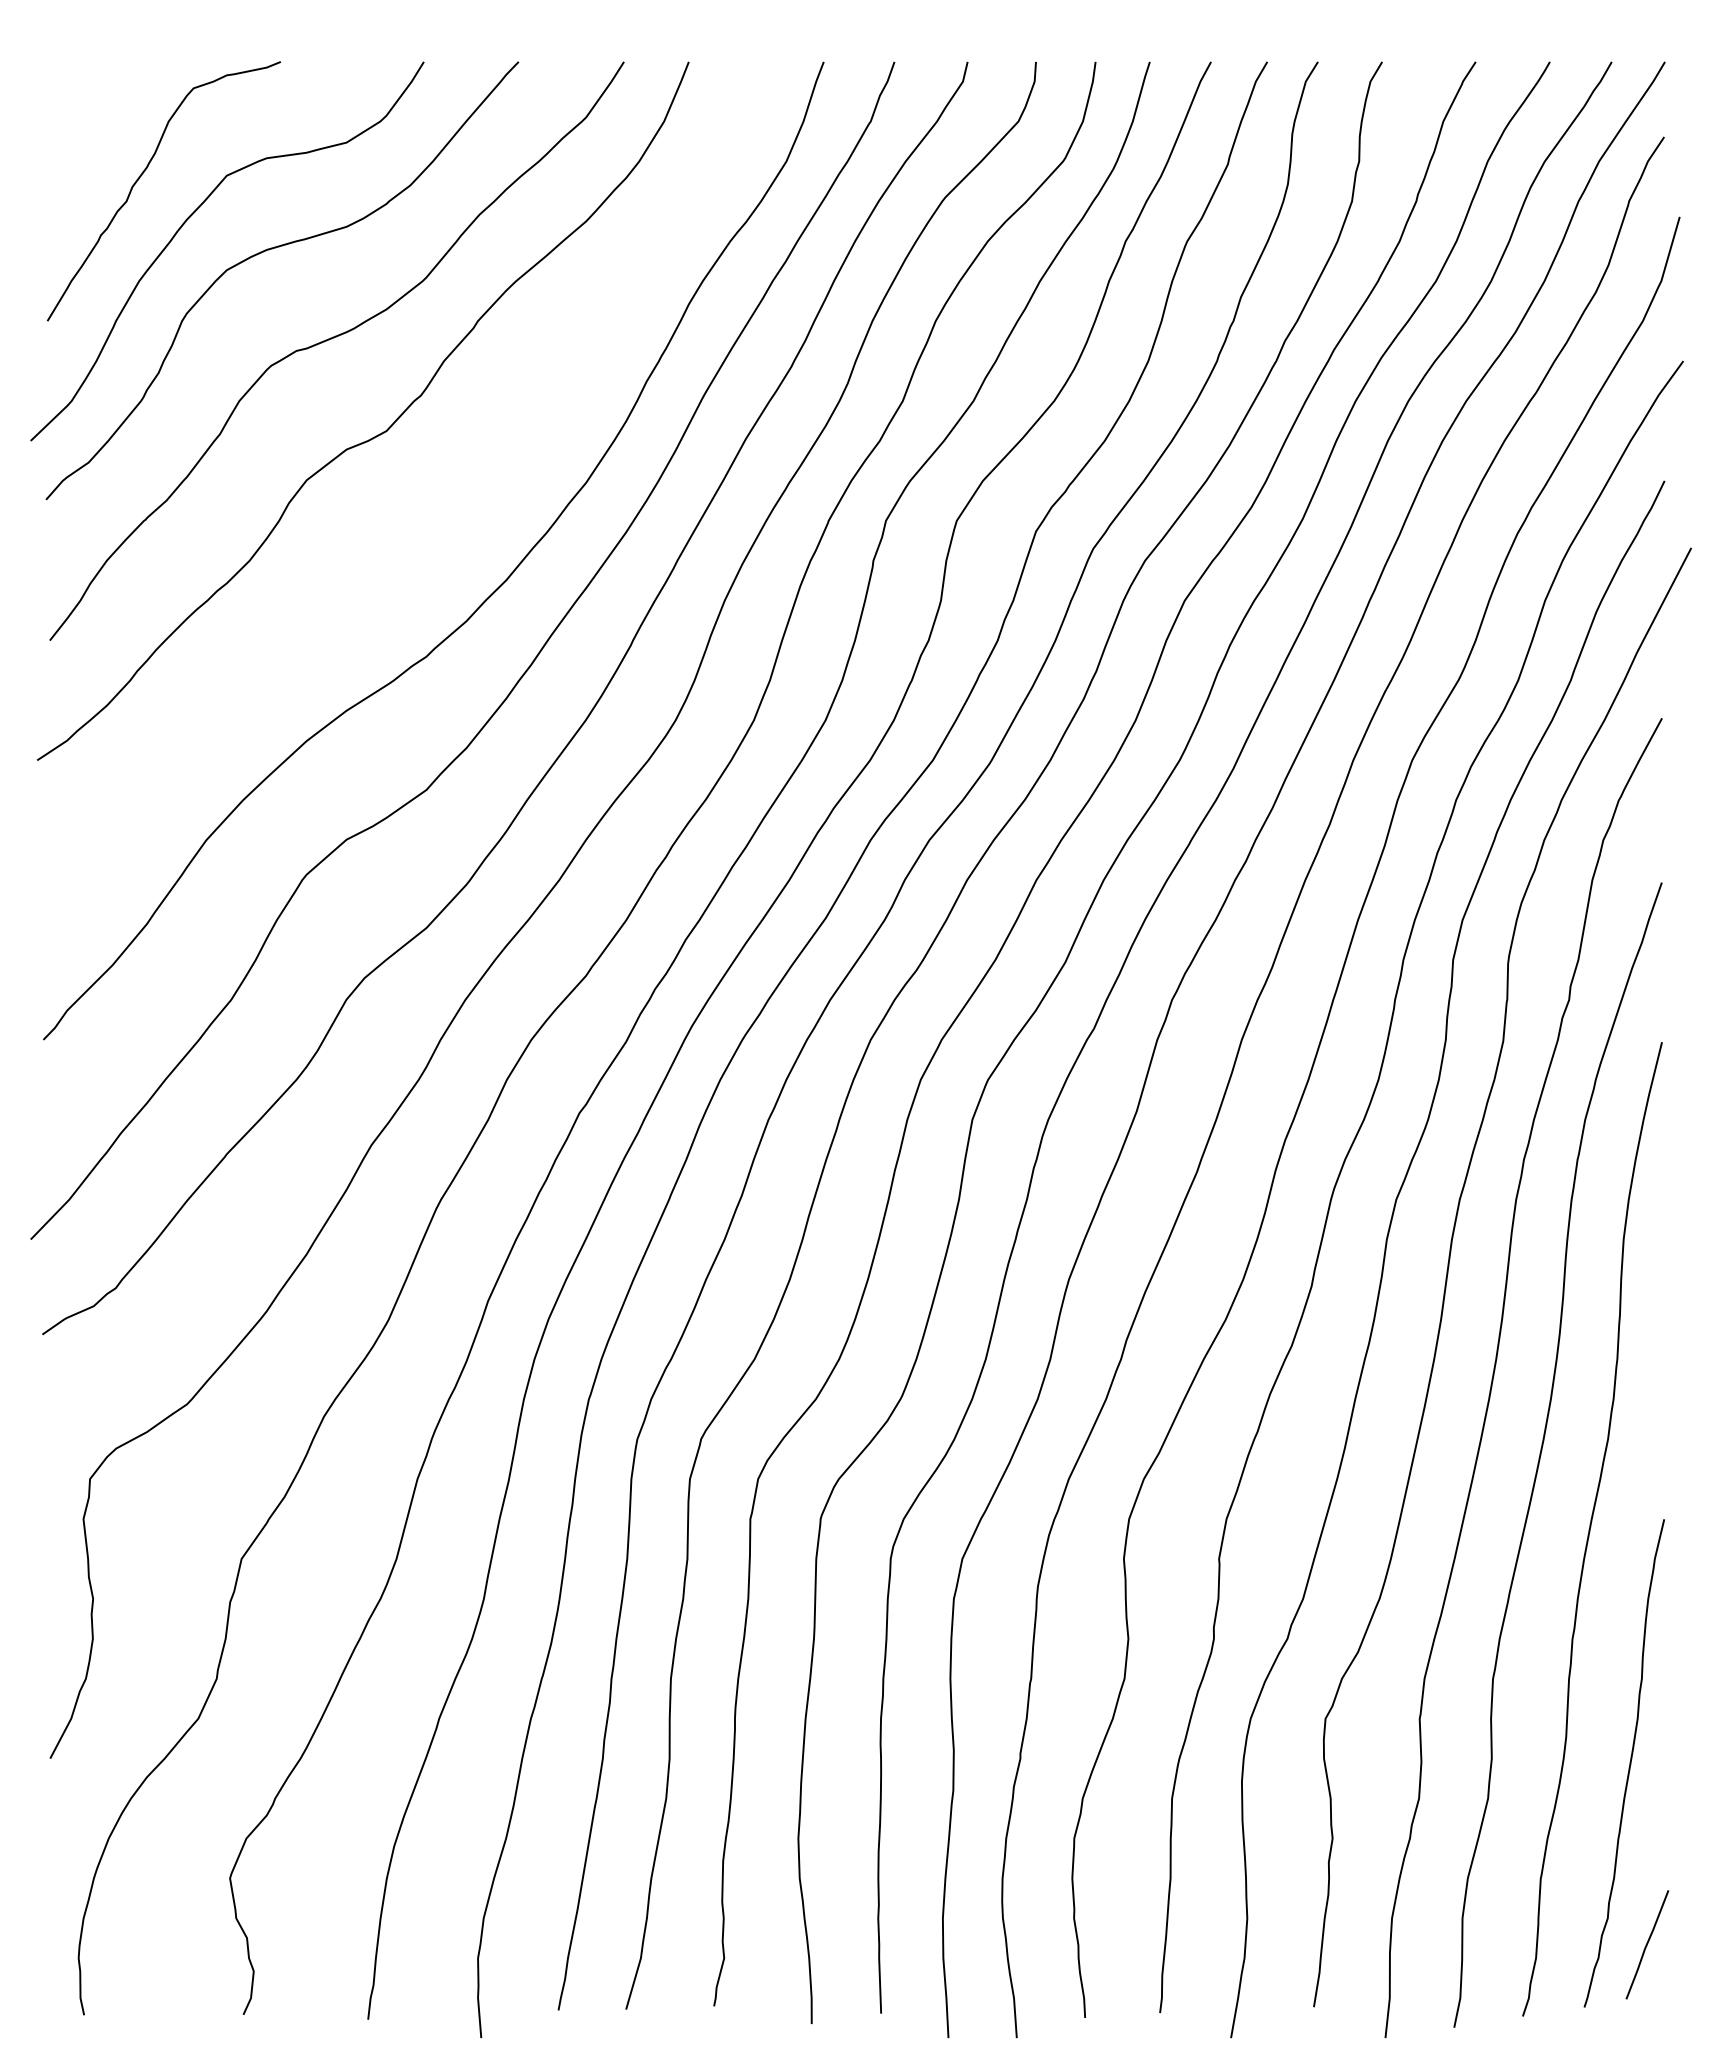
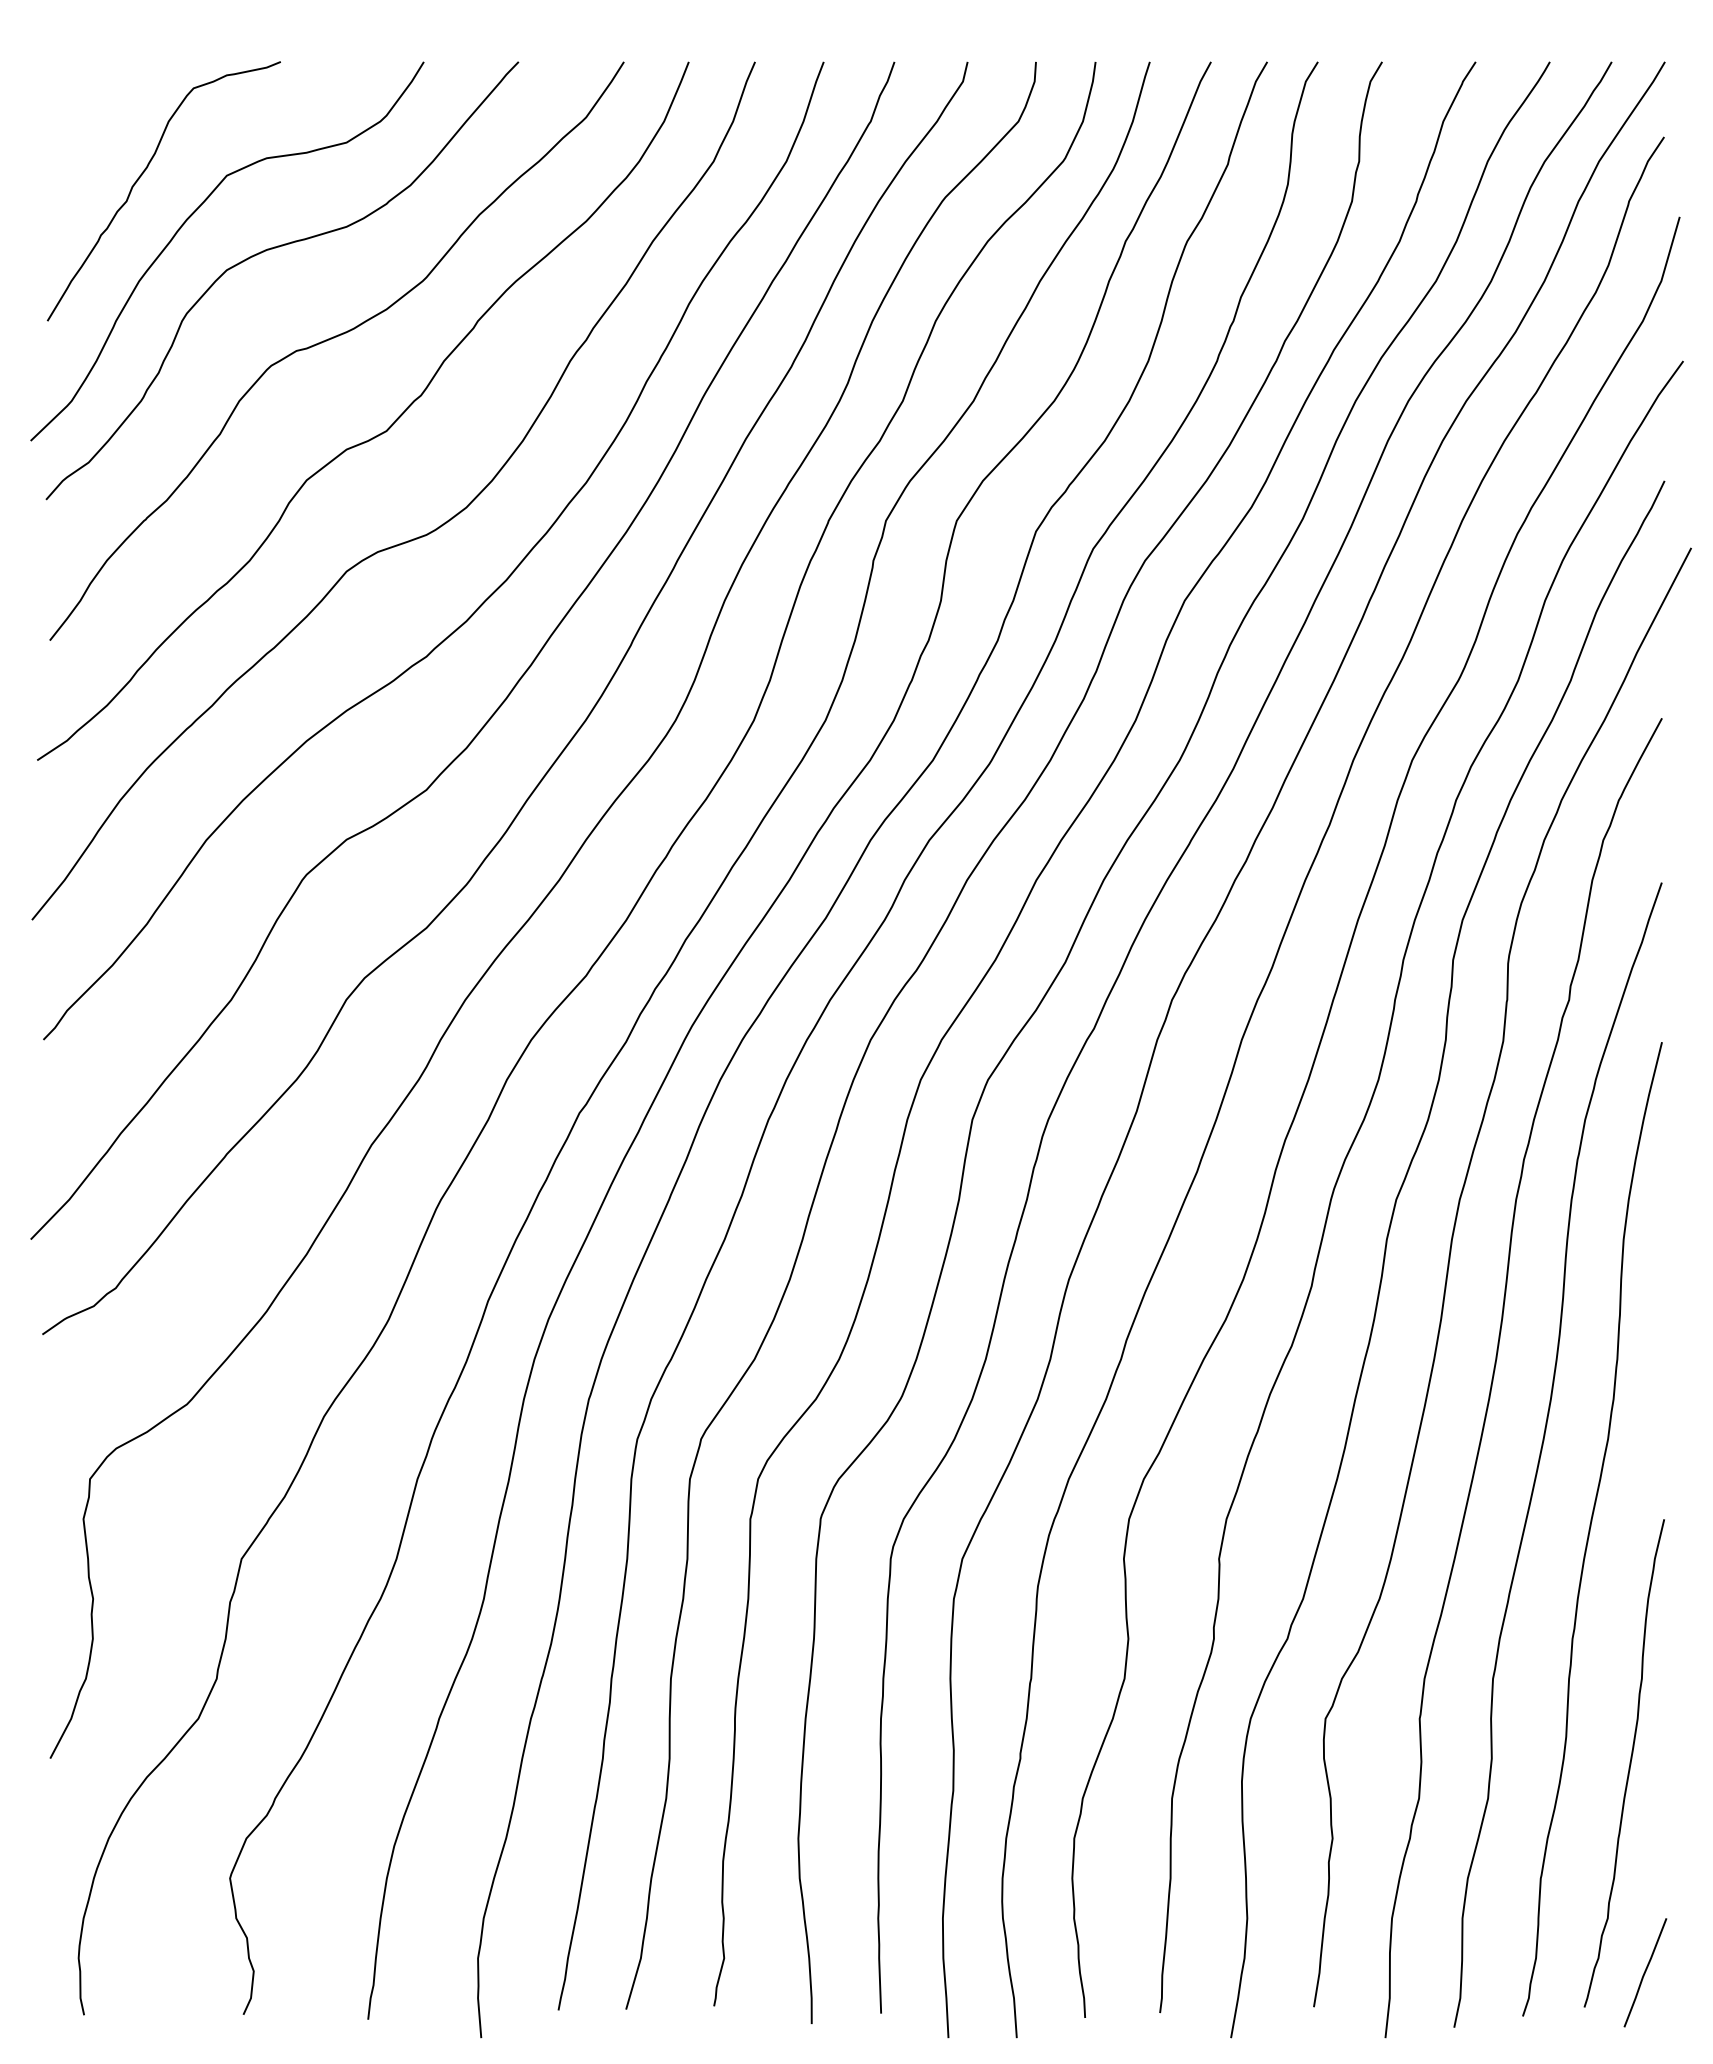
curve: none -> present (410, 539)
line position: (1647, 1944) -> (1645, 1972) (1645, 1972)
